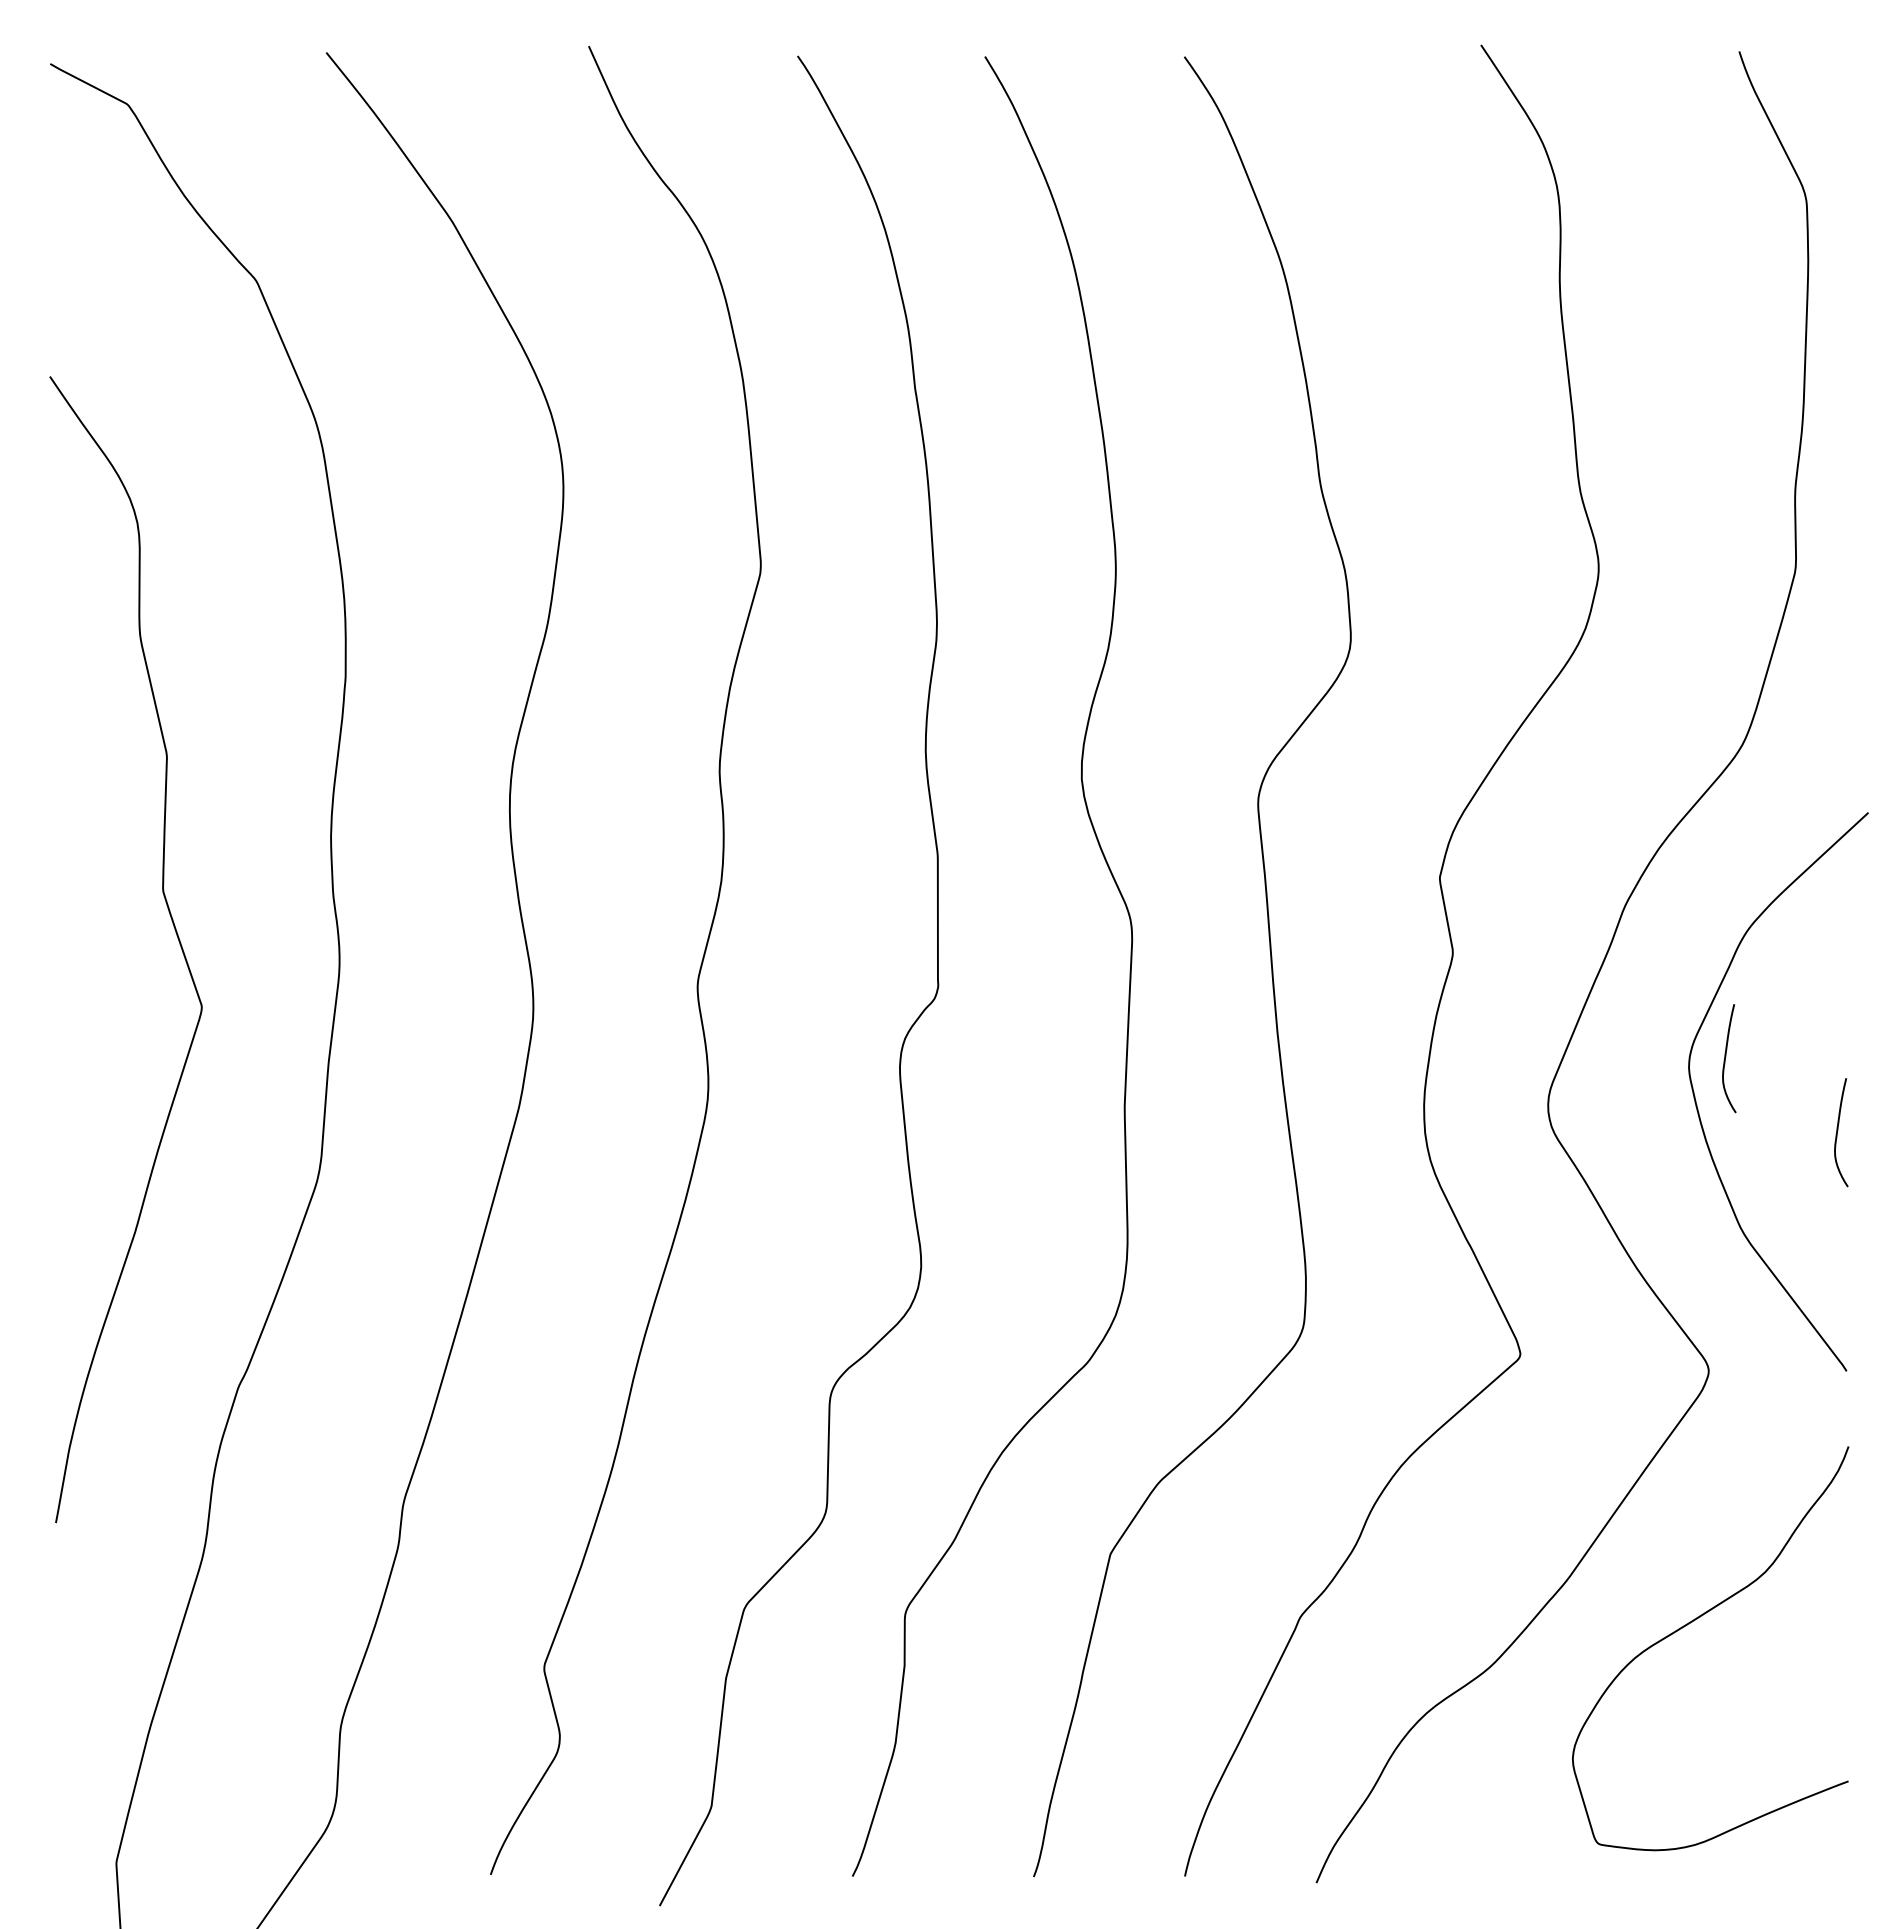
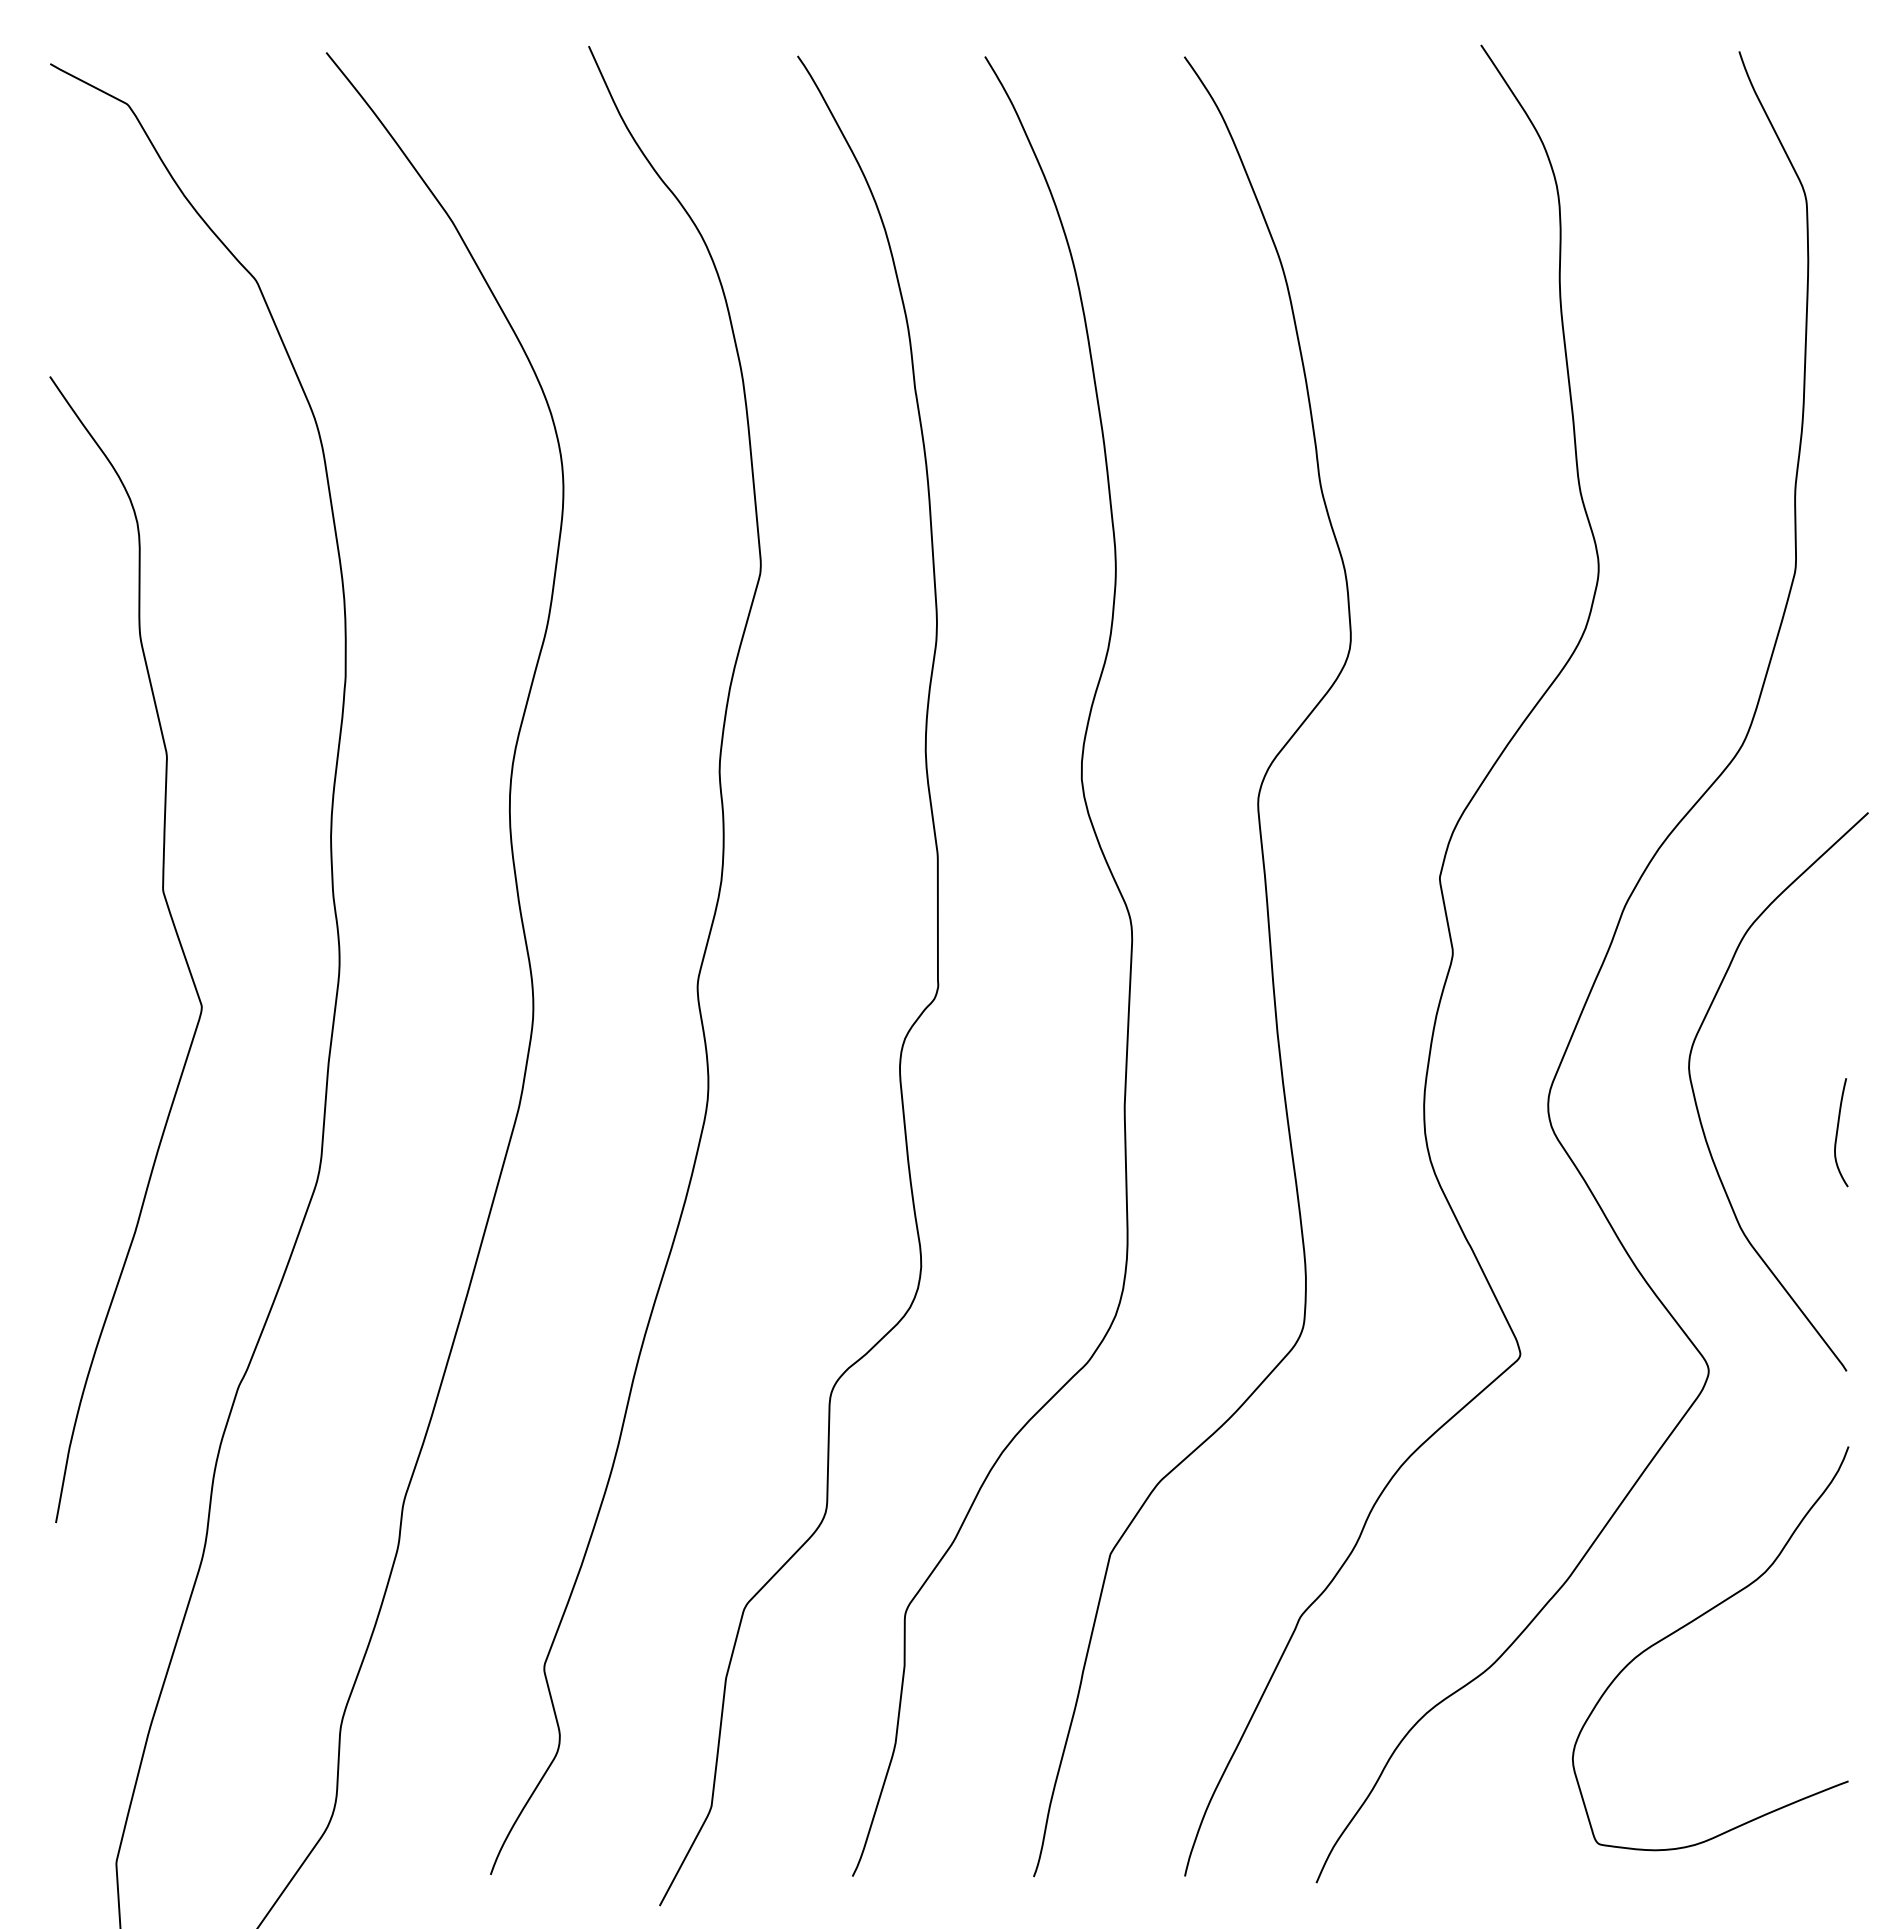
curve: present -> none (1726, 1057)
